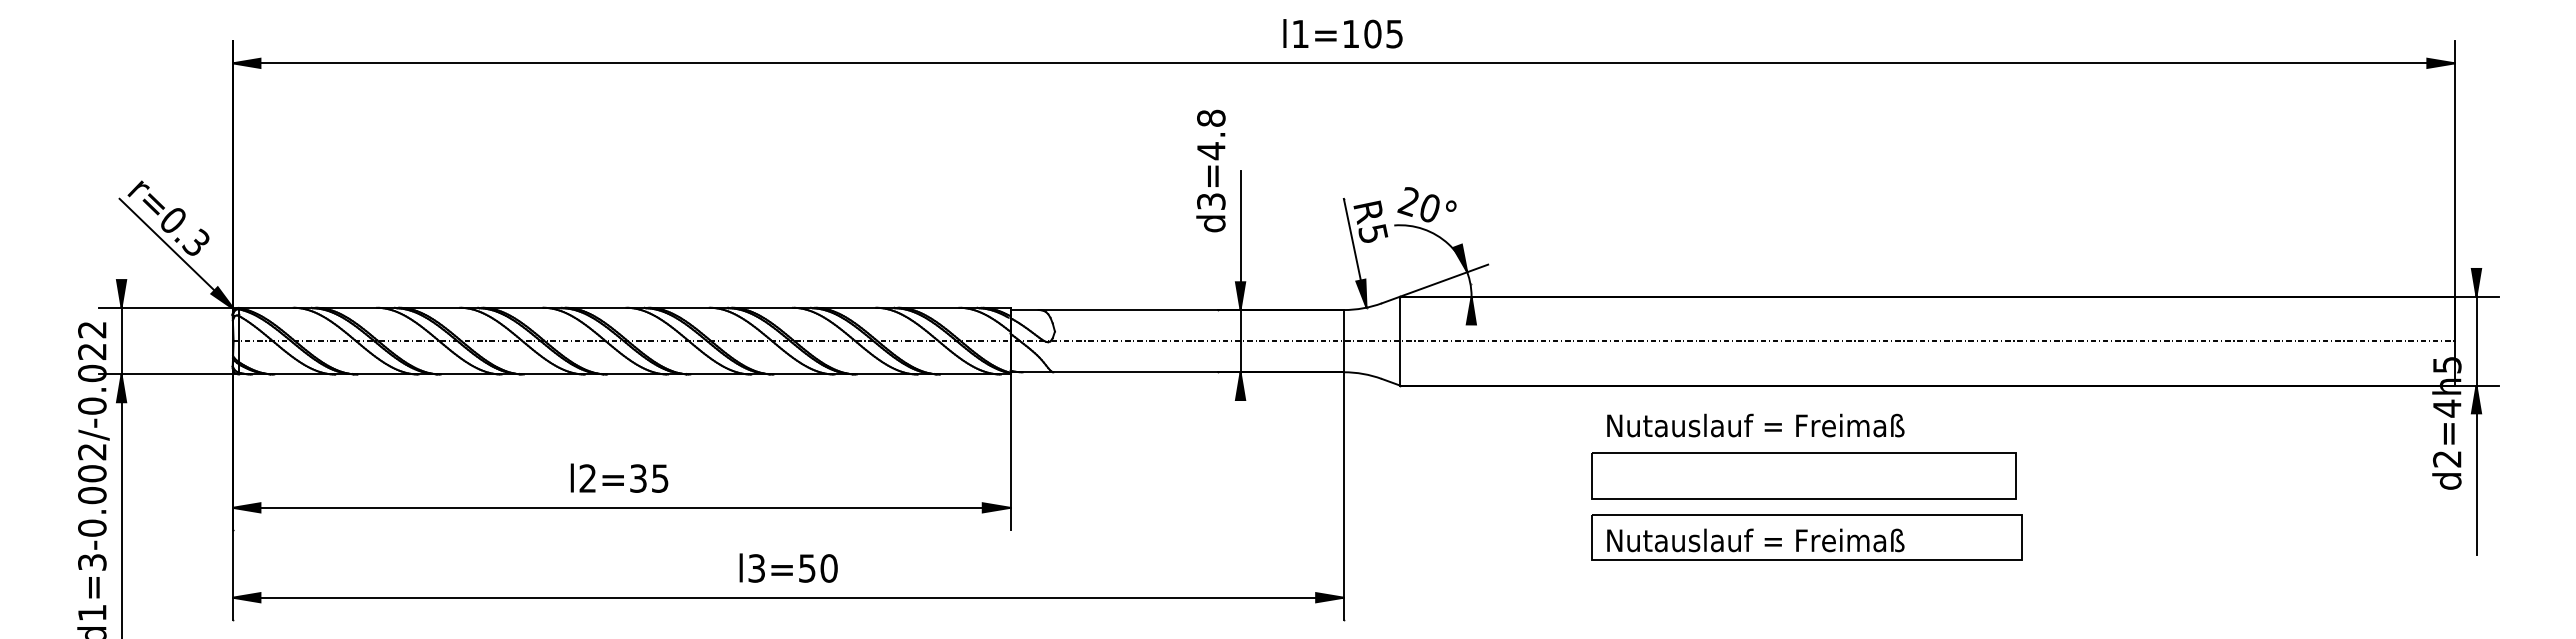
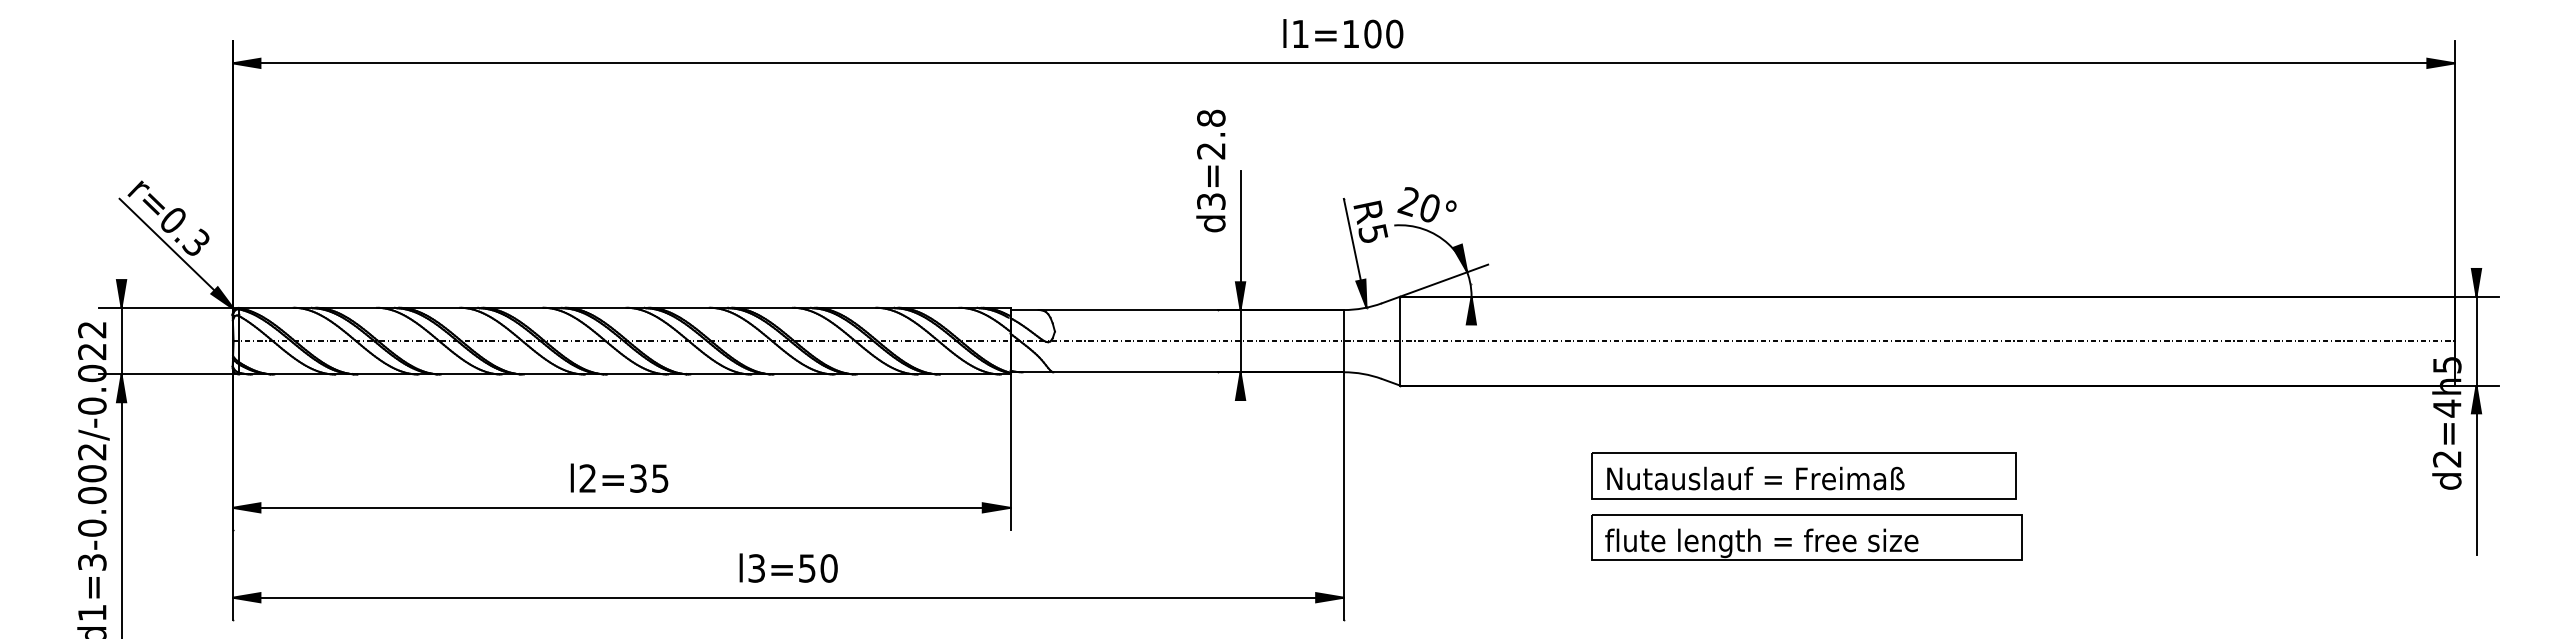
text: l1=105 -> l1=100 (1394, 33)
text: d3=4.8 -> d3=2.8 (1211, 151)
text position: (1755, 425) -> (1755, 478) (1755, 478)
text: Nutauslauf = Freimaß -> flute length = free size (1761, 543)
